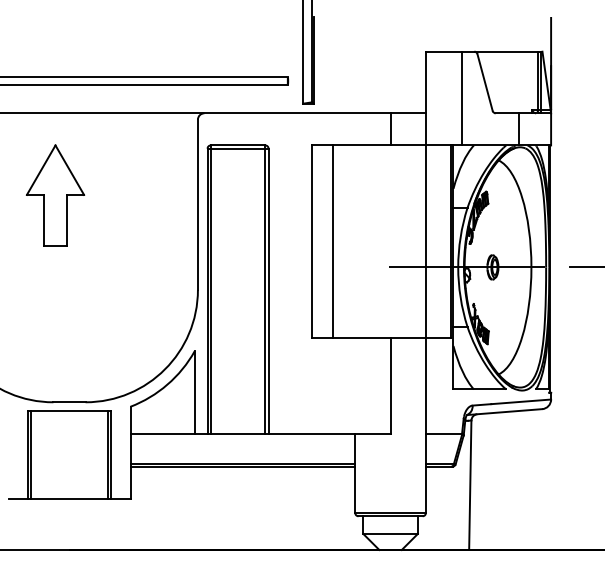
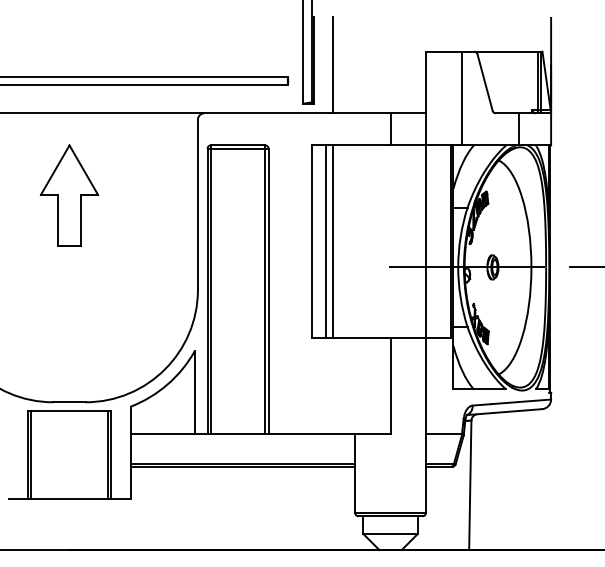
line: none -> present (332, 65)
part position: (55, 195) -> (69, 195) (69, 195)
line: none -> present (326, 241)
